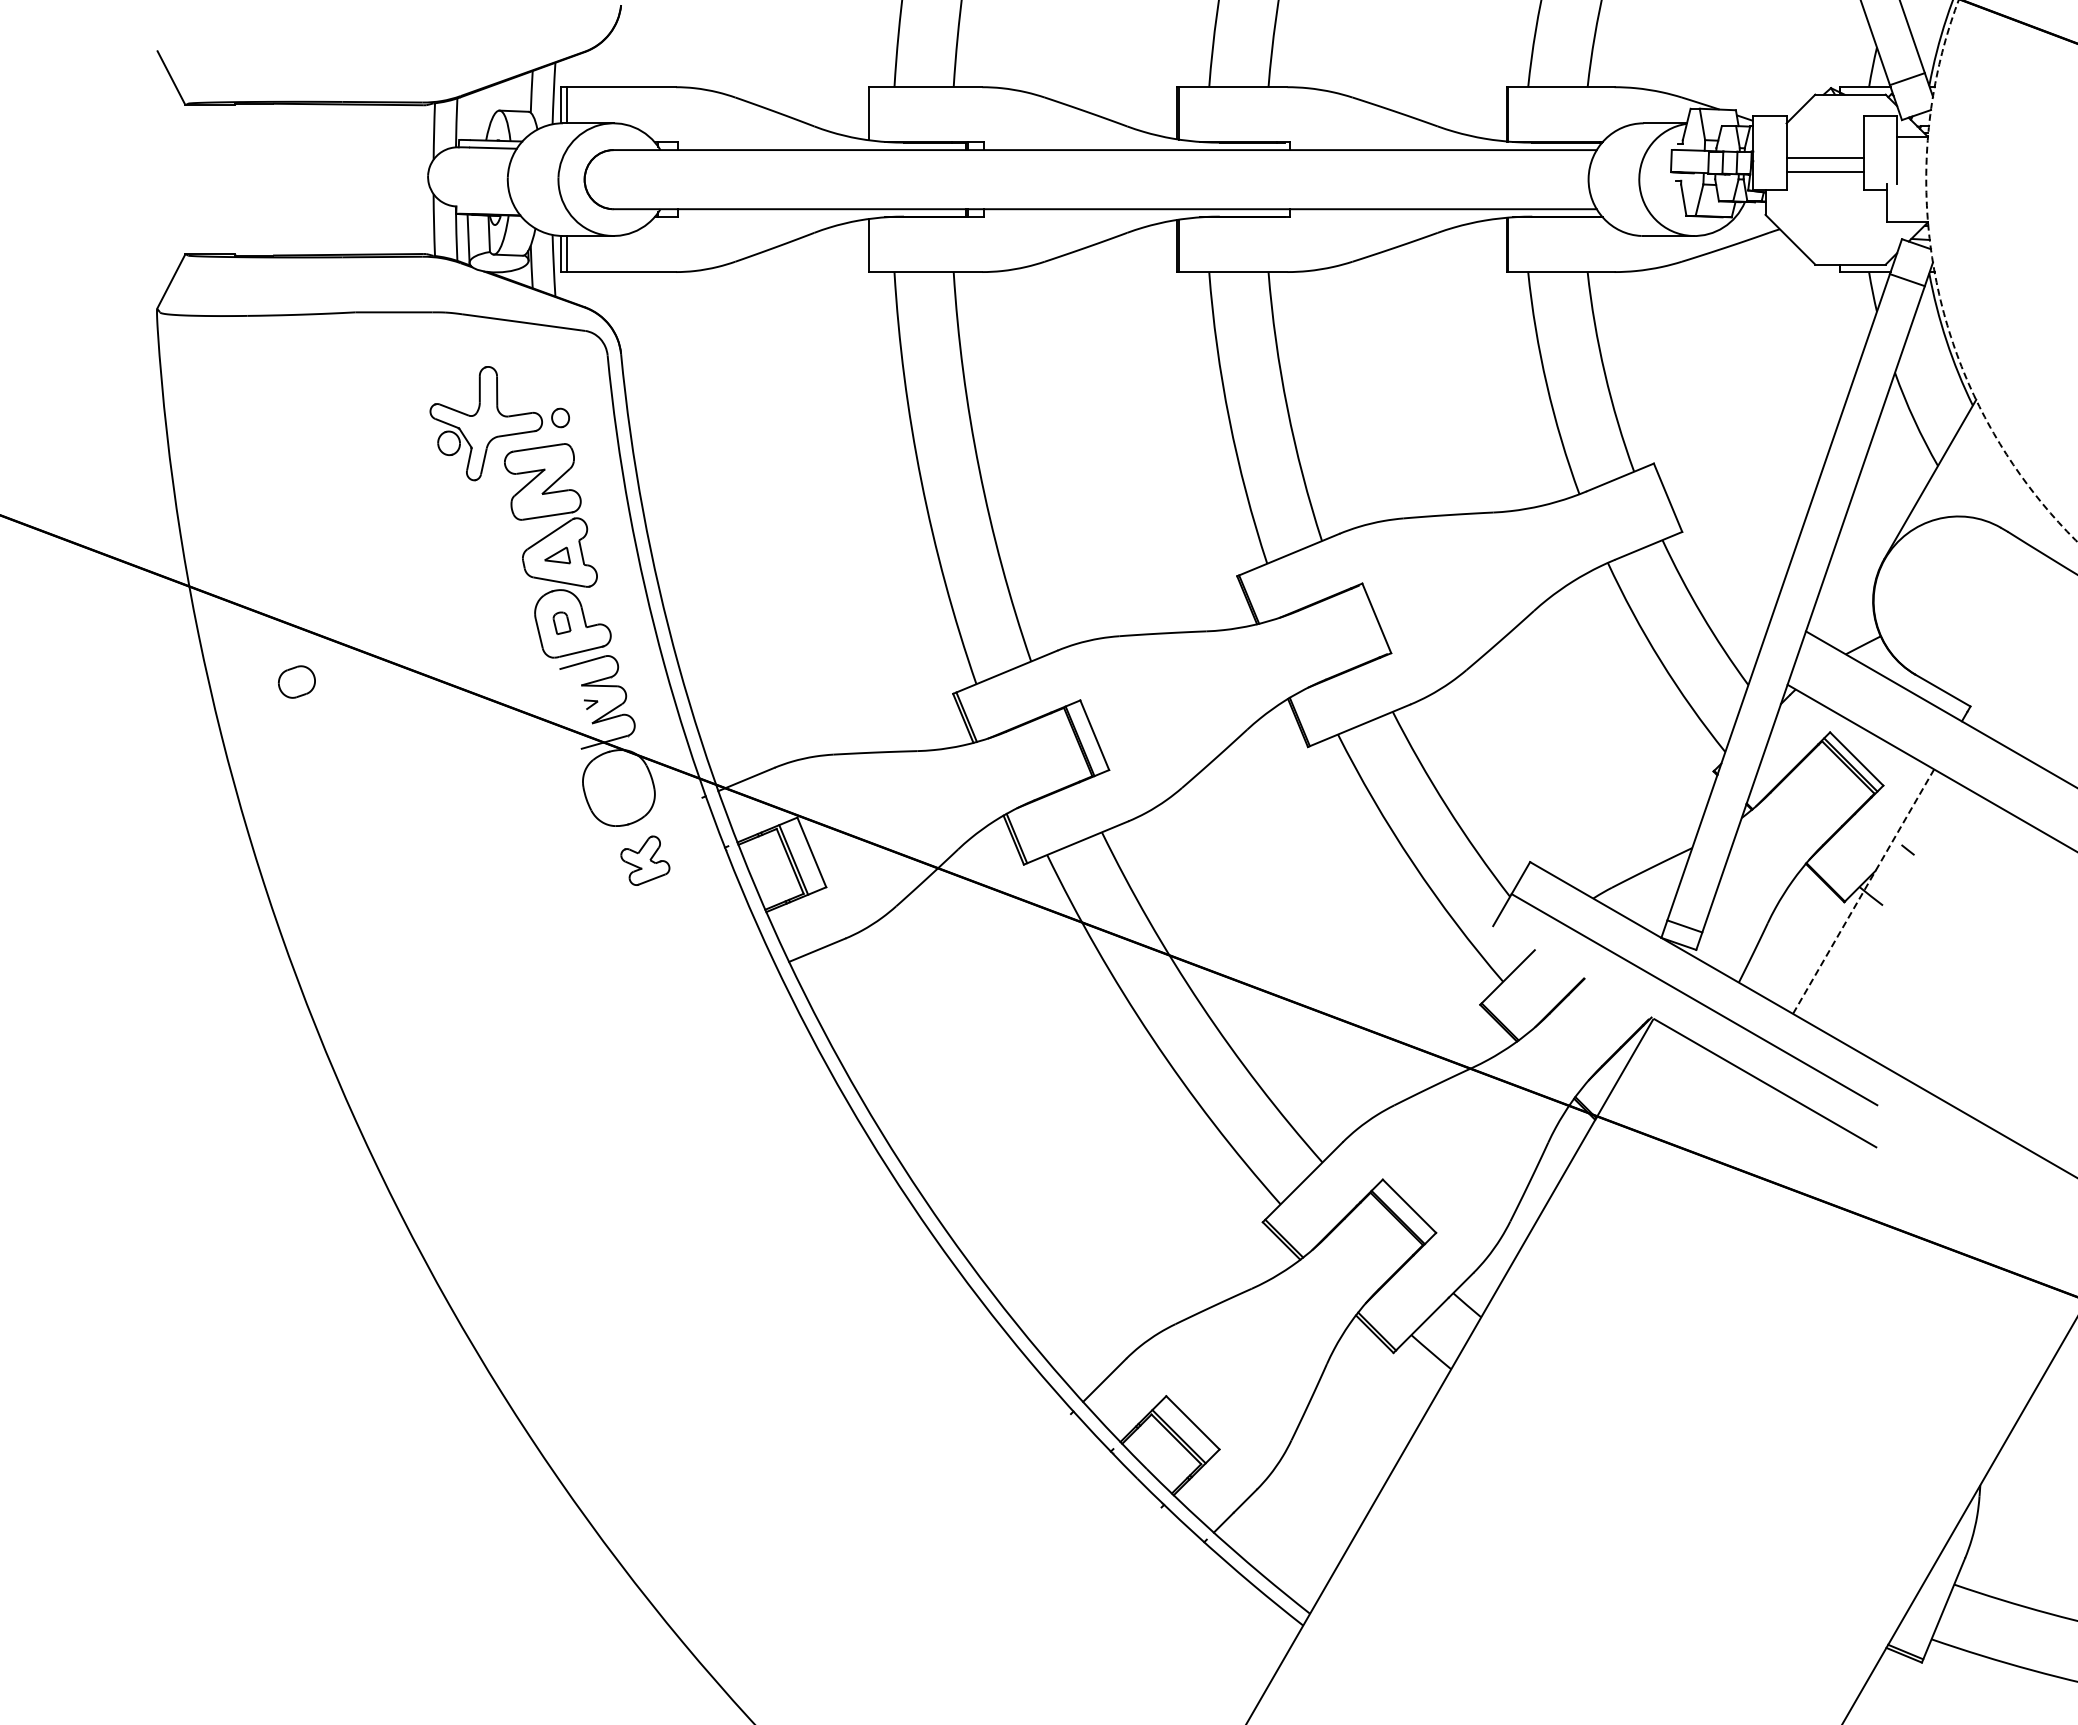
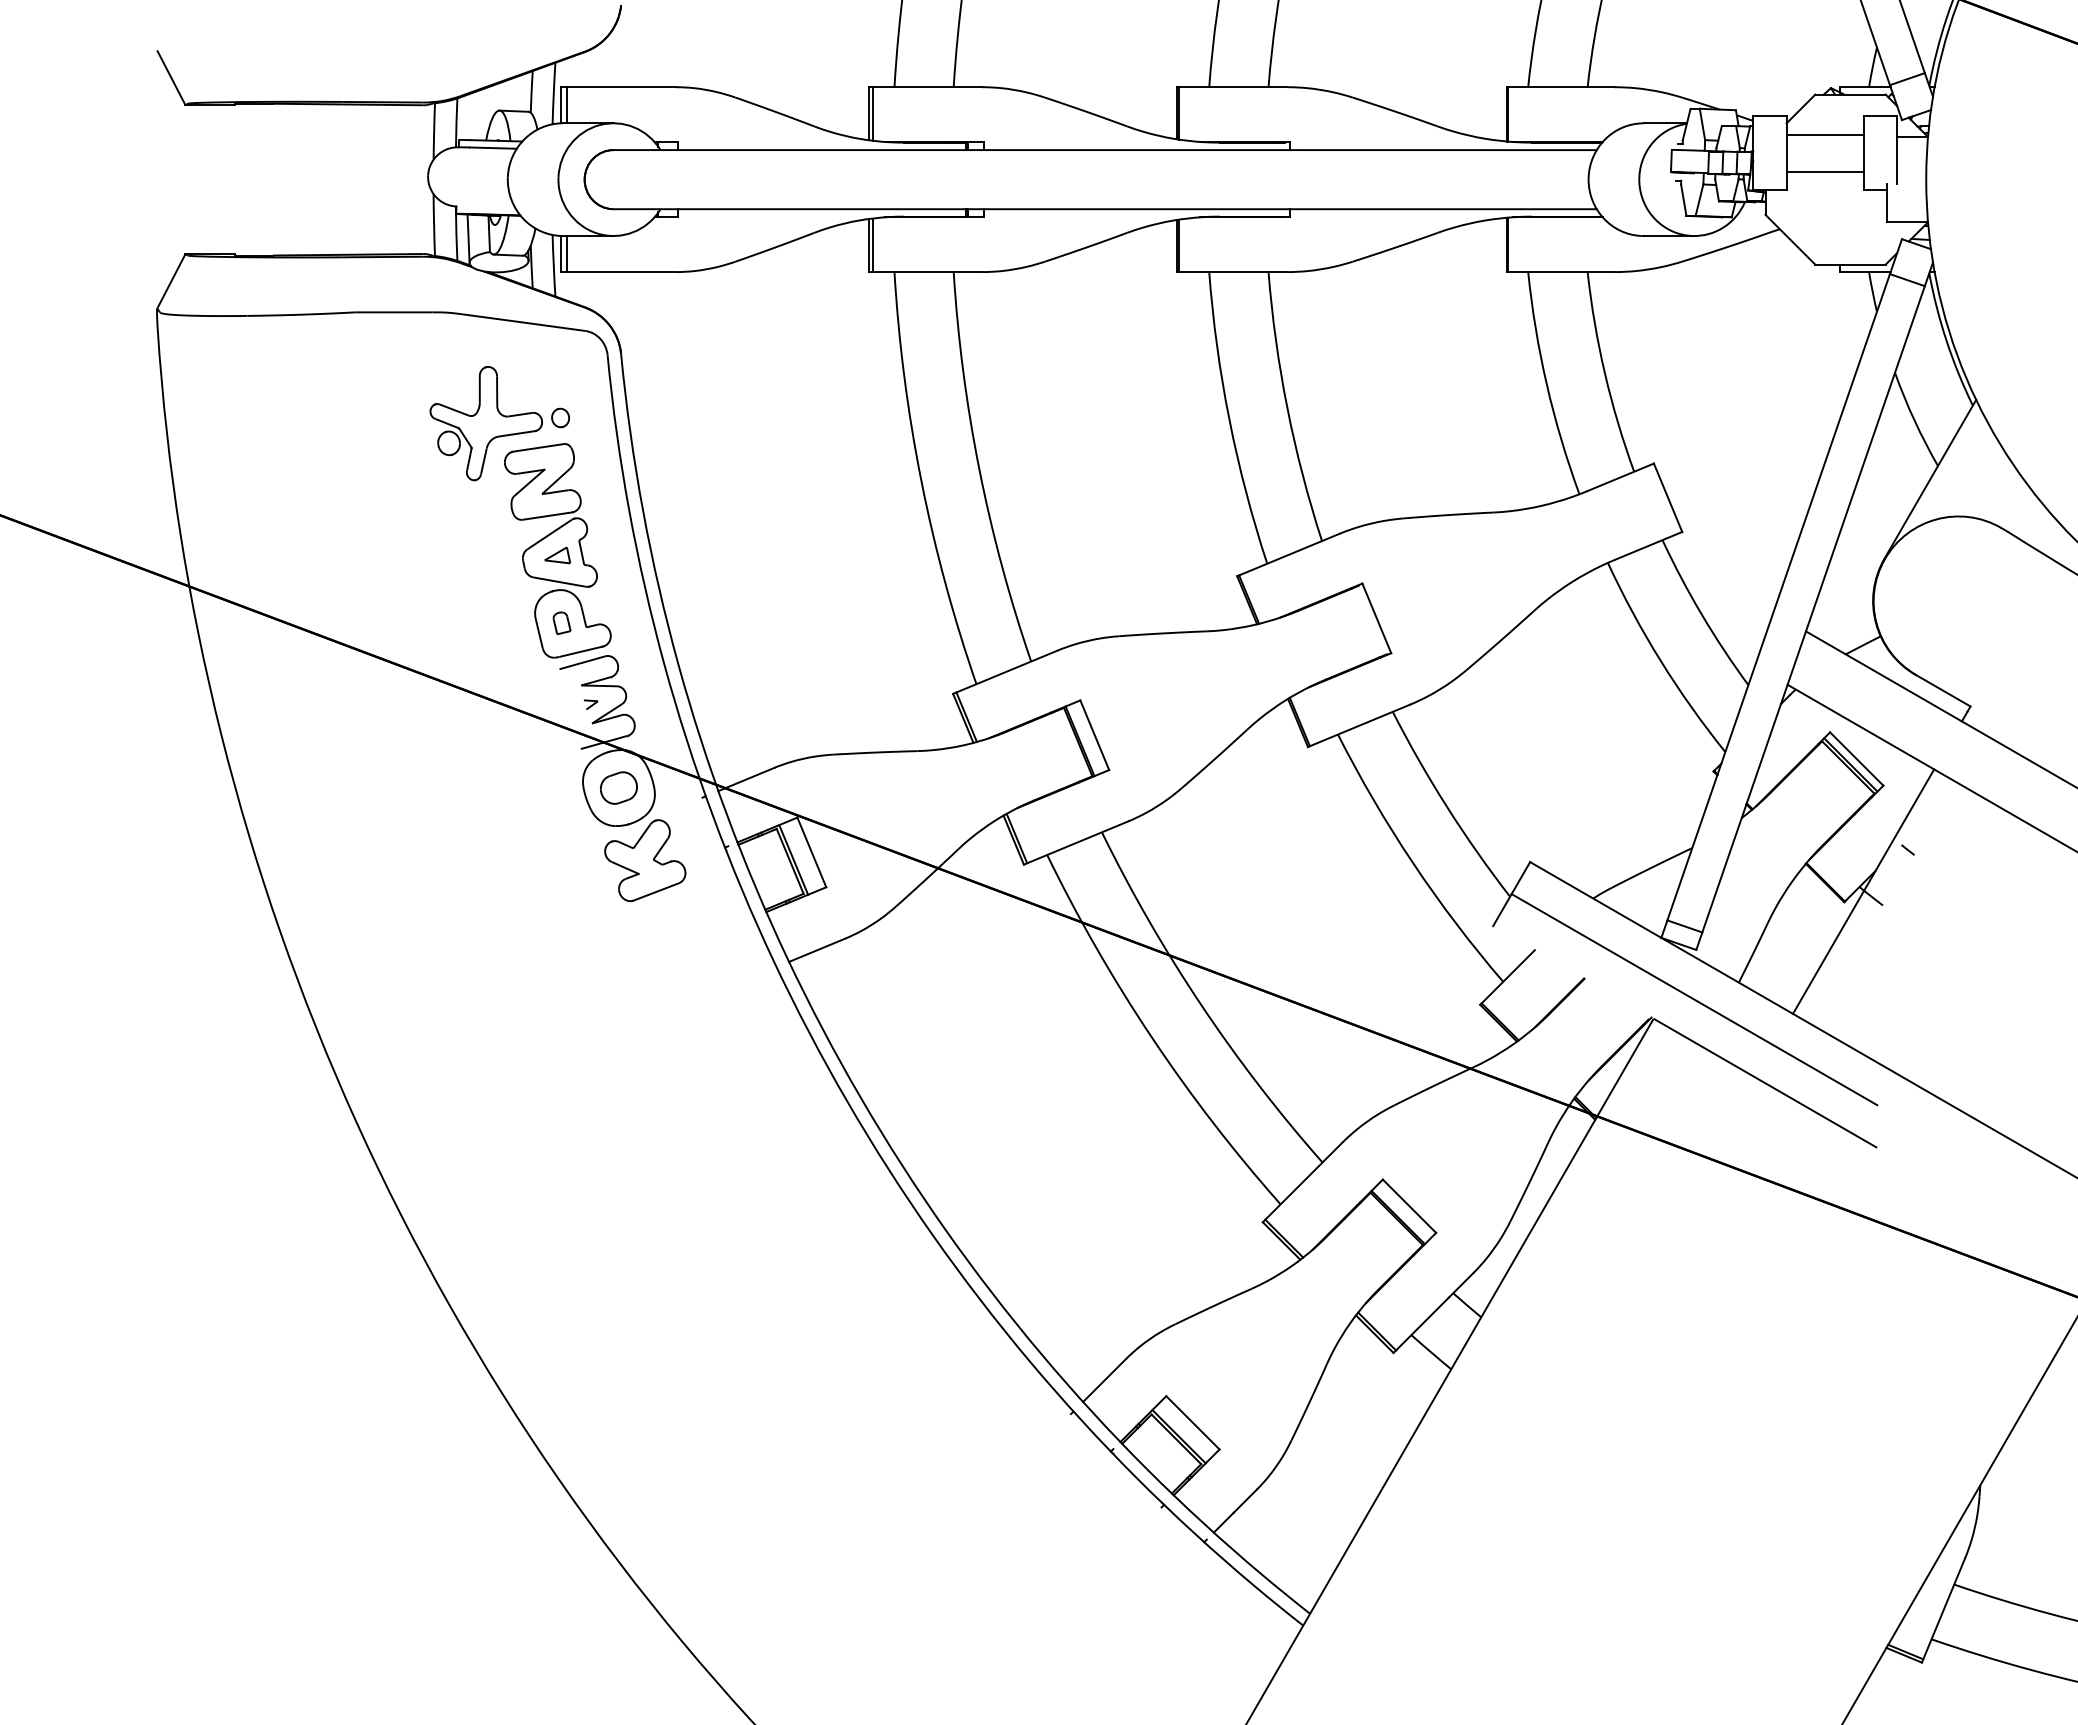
line: none -> present (872, 113)
line position: (1825, 157) -> (1825, 134) (1825, 134)
line: none -> present (872, 245)
circle: dashed -> solid (2001, 271)
part position: (296, 681) -> (618, 787) (618, 787)
part size: 51x51 px -> 83x84 px (645, 860)
line: dashed -> solid (1863, 892)
